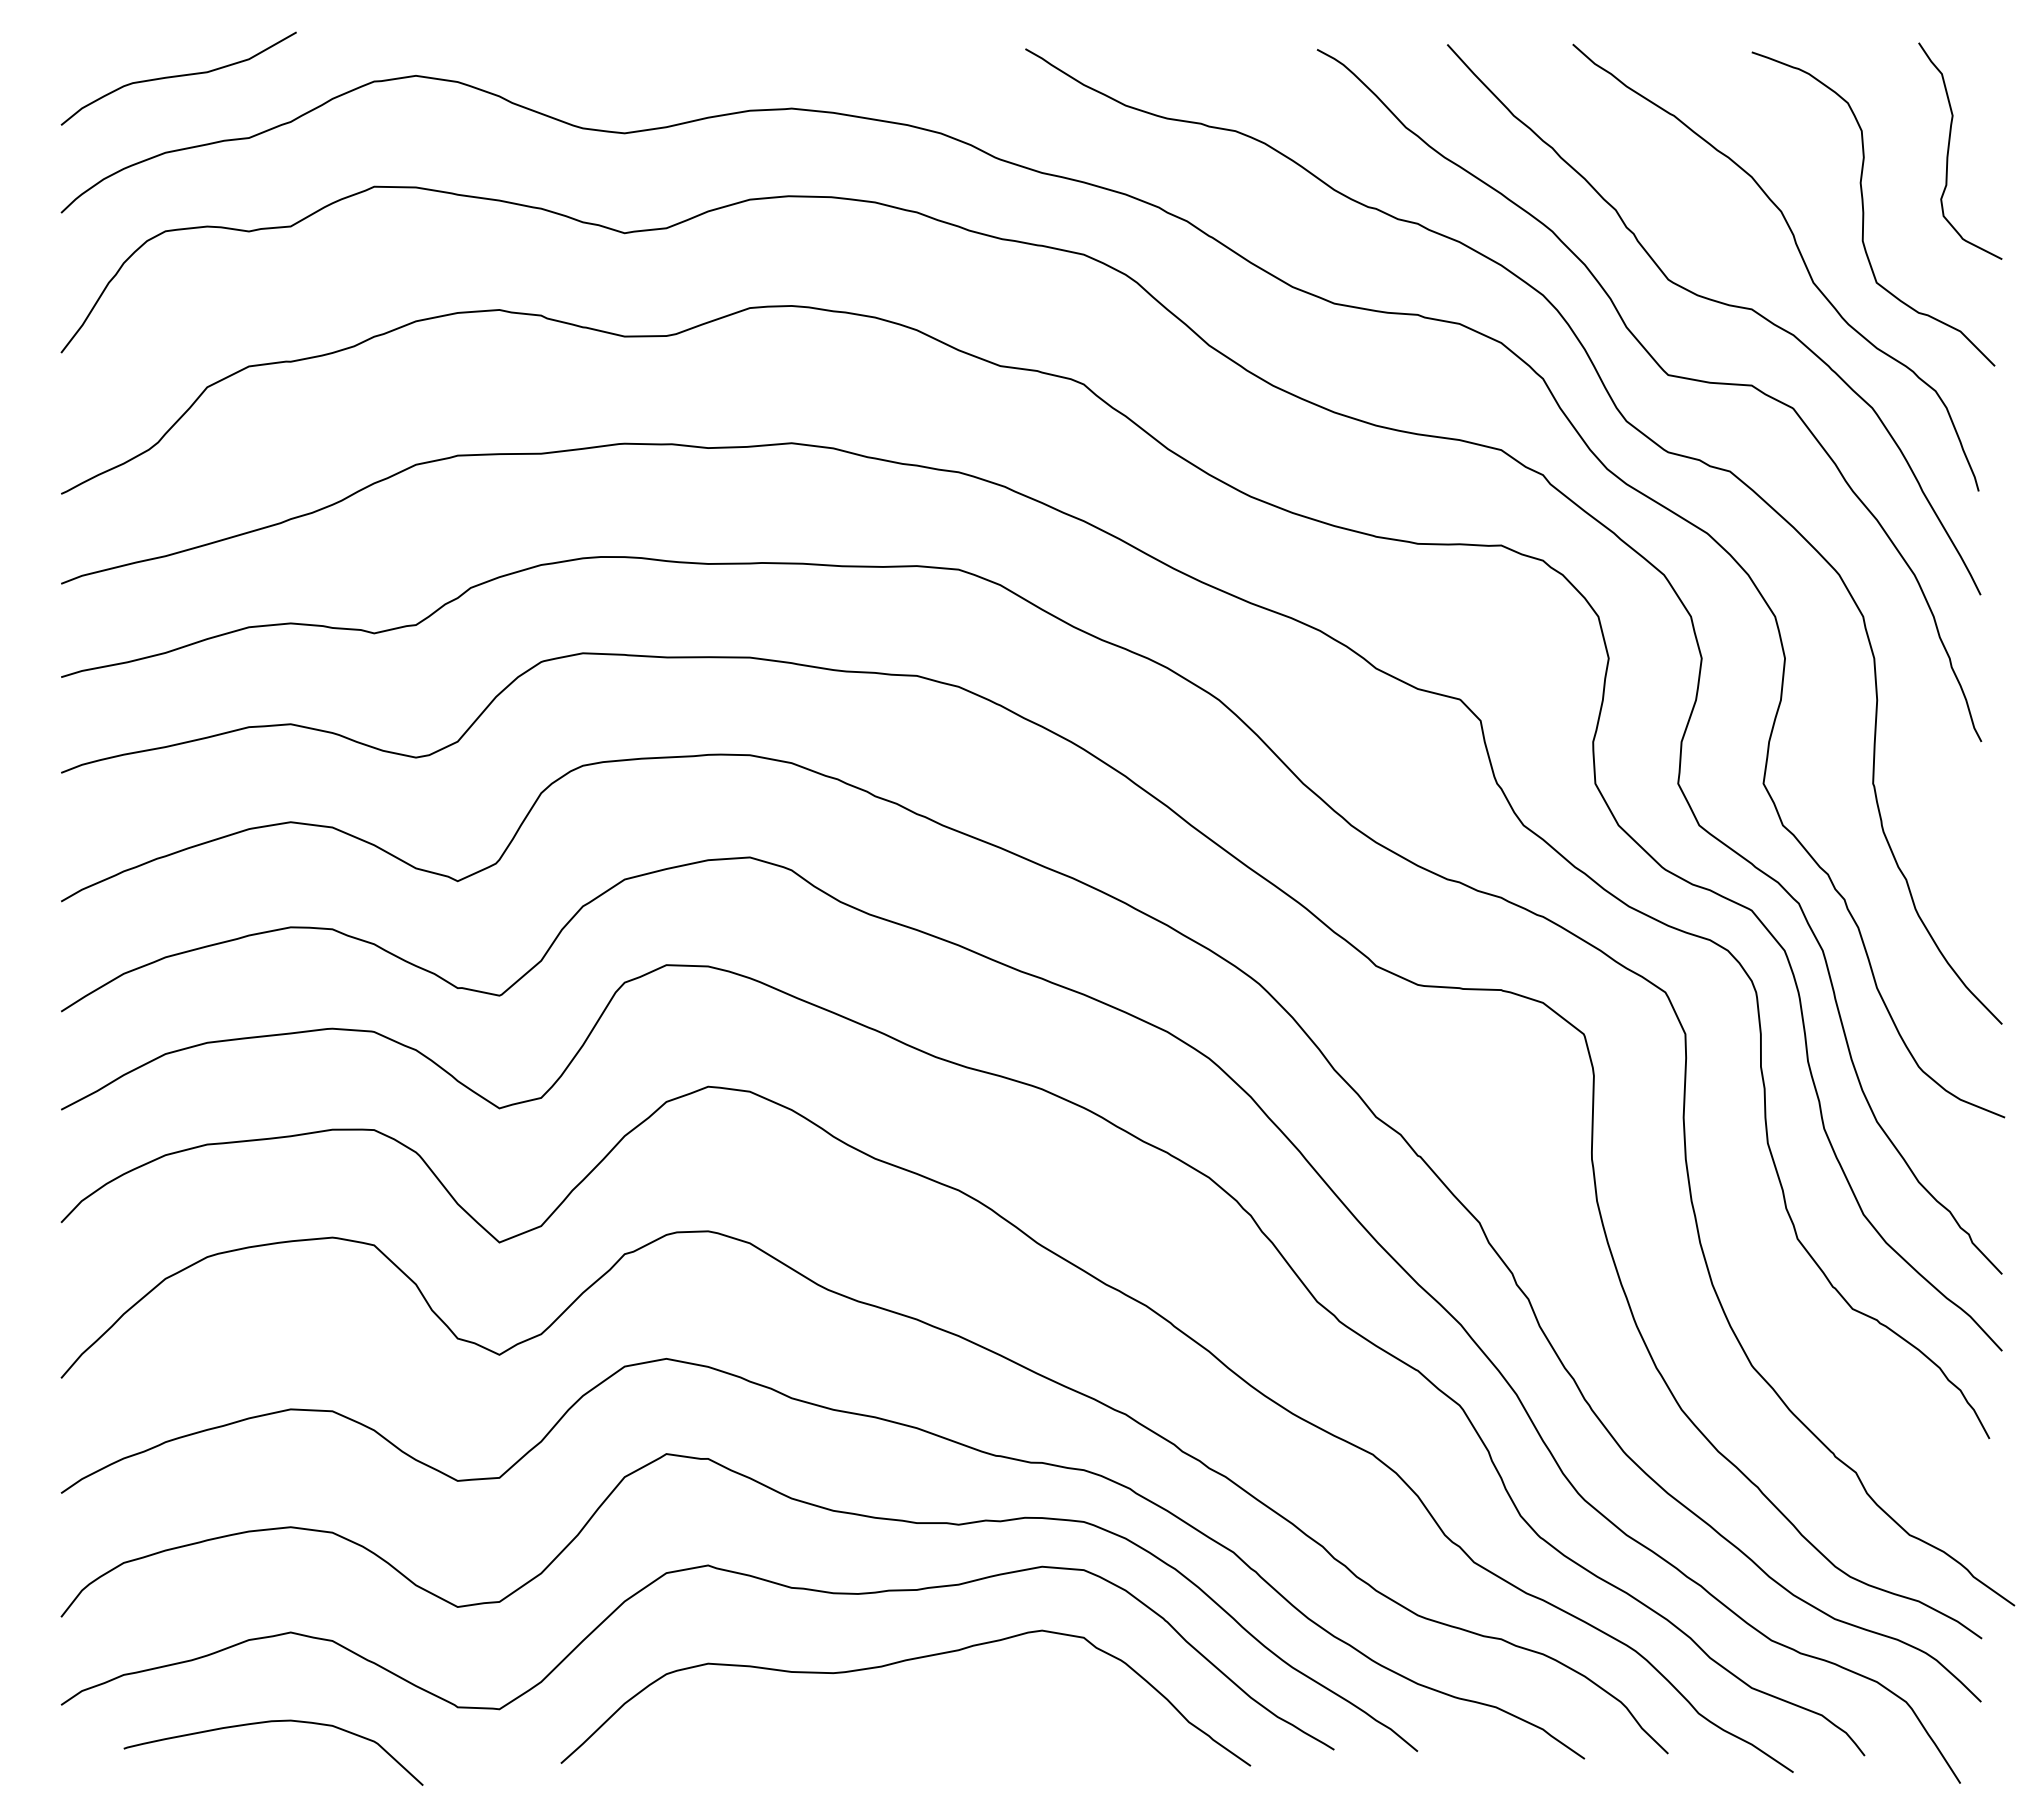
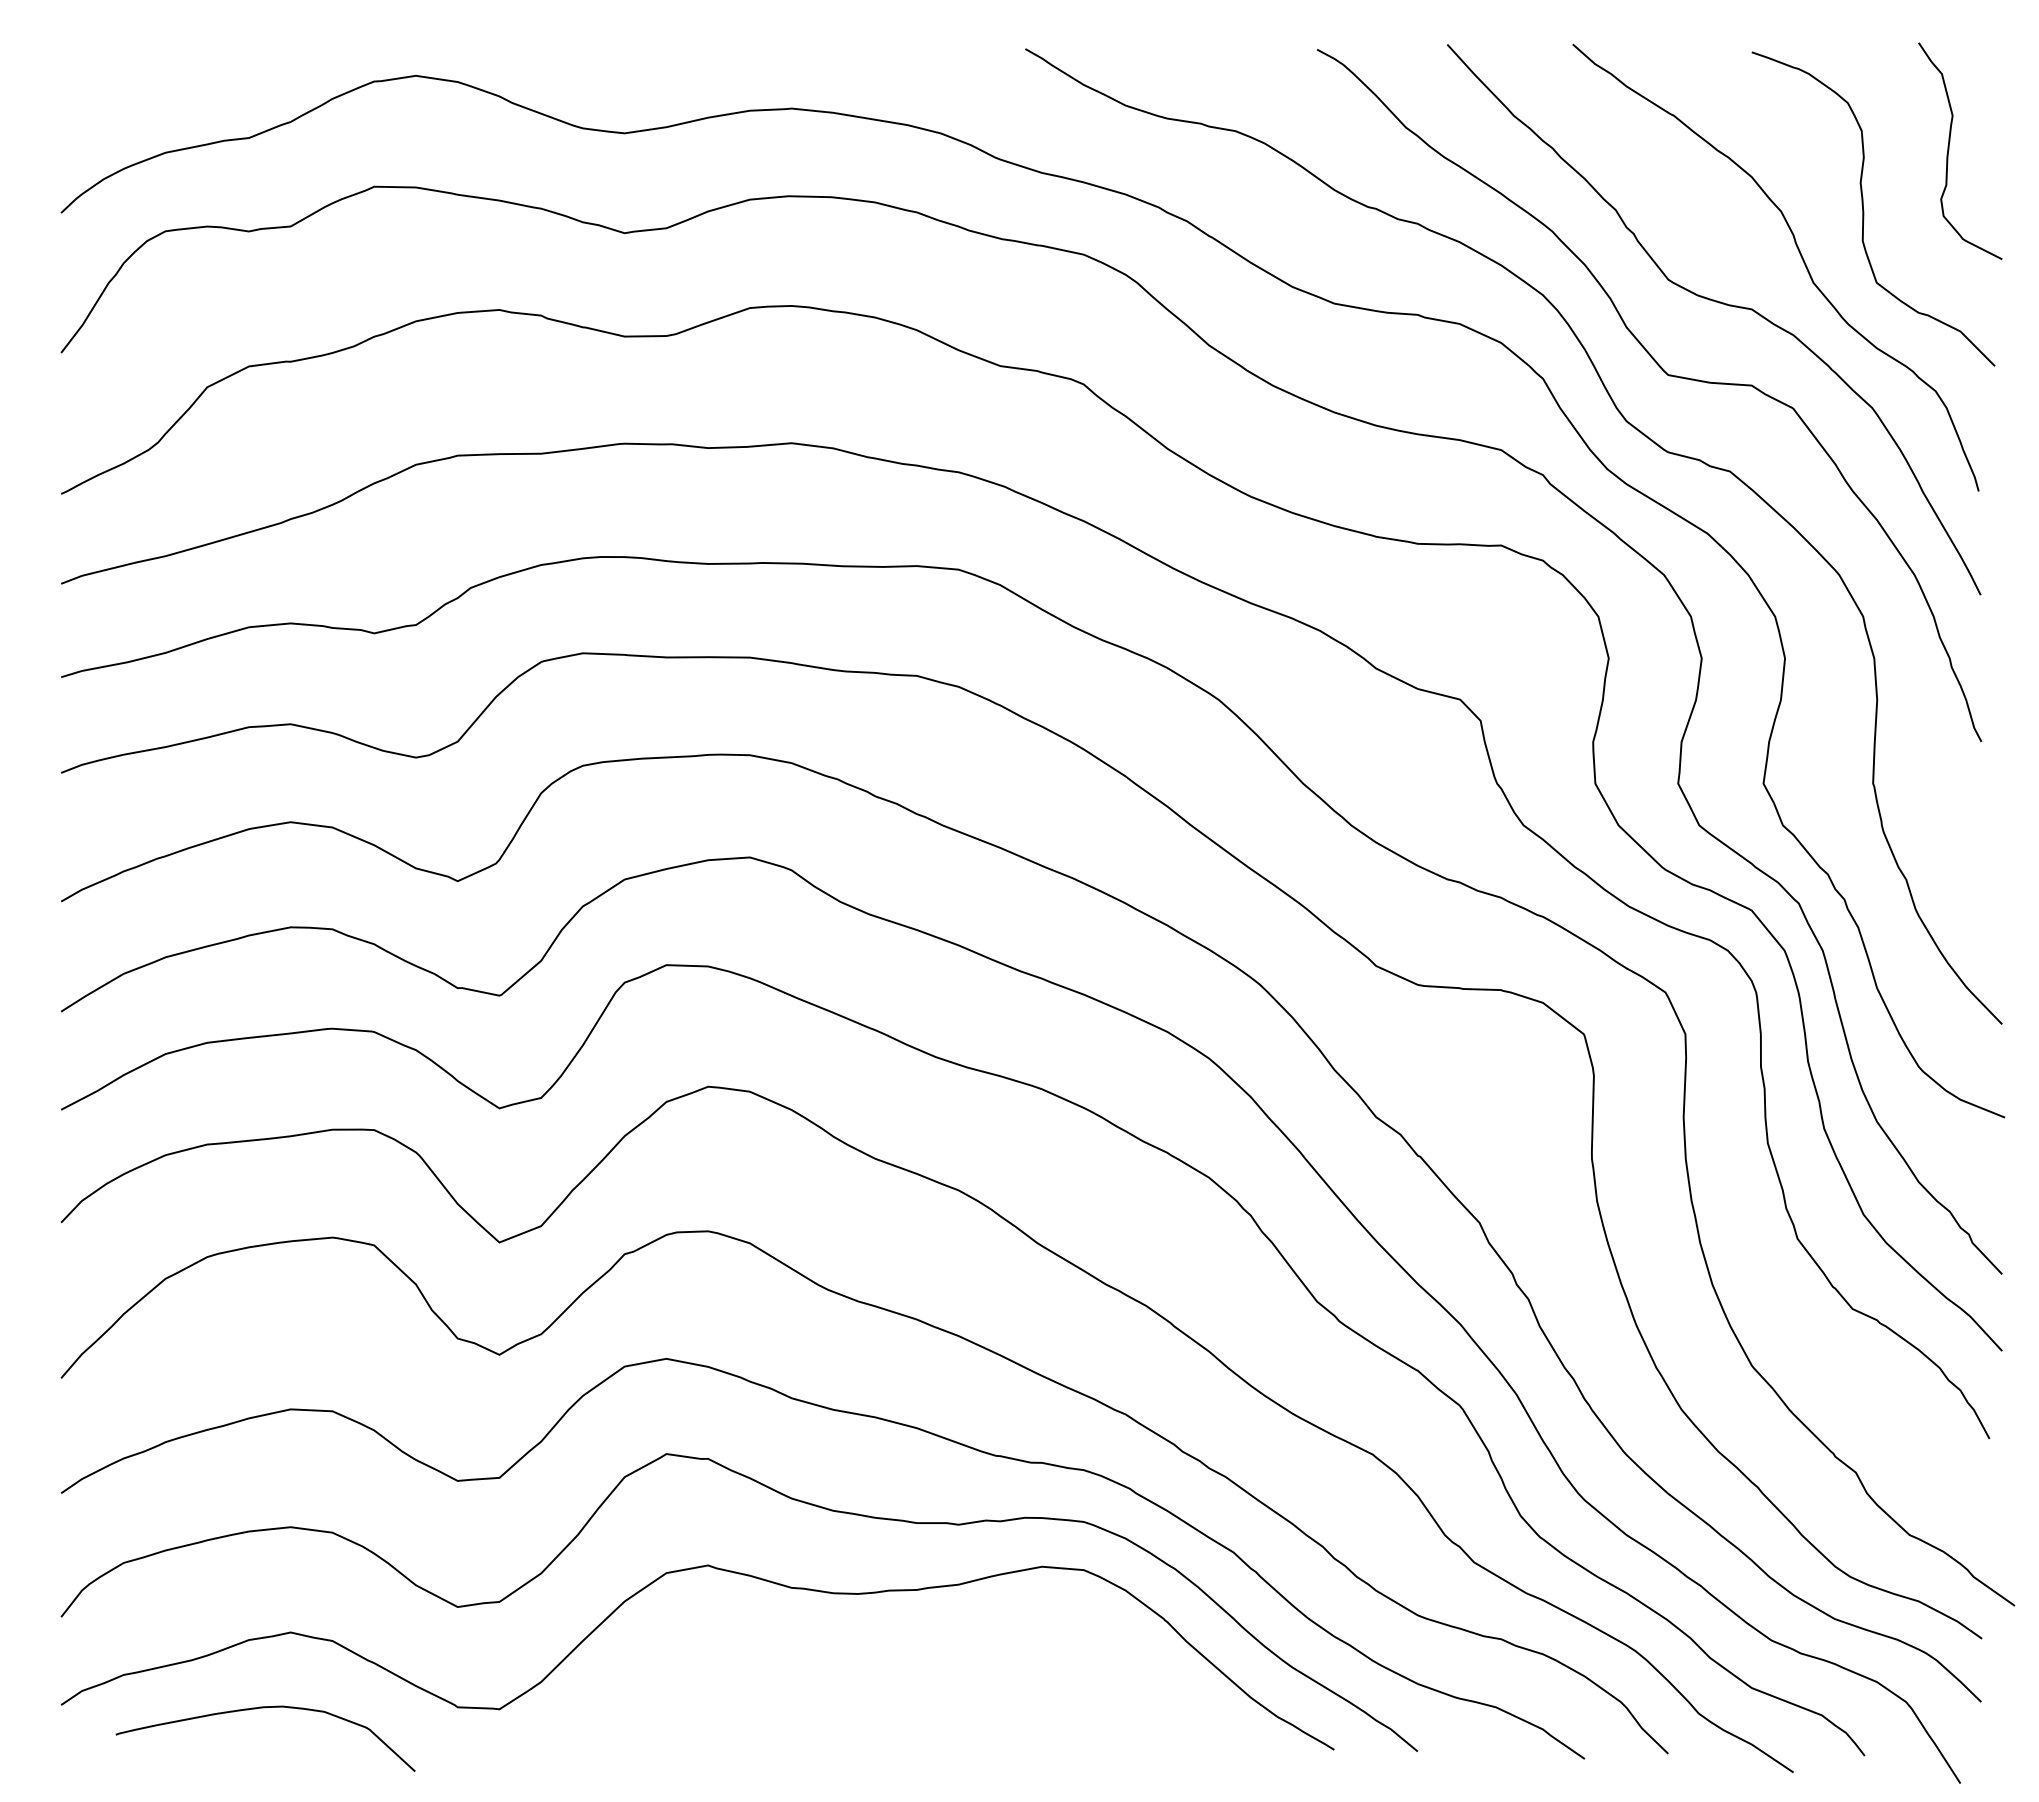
curve: present -> none (177, 77)
curve: present -> none (898, 1663)
curve position: (273, 1722) -> (265, 1708) (265, 1708)
